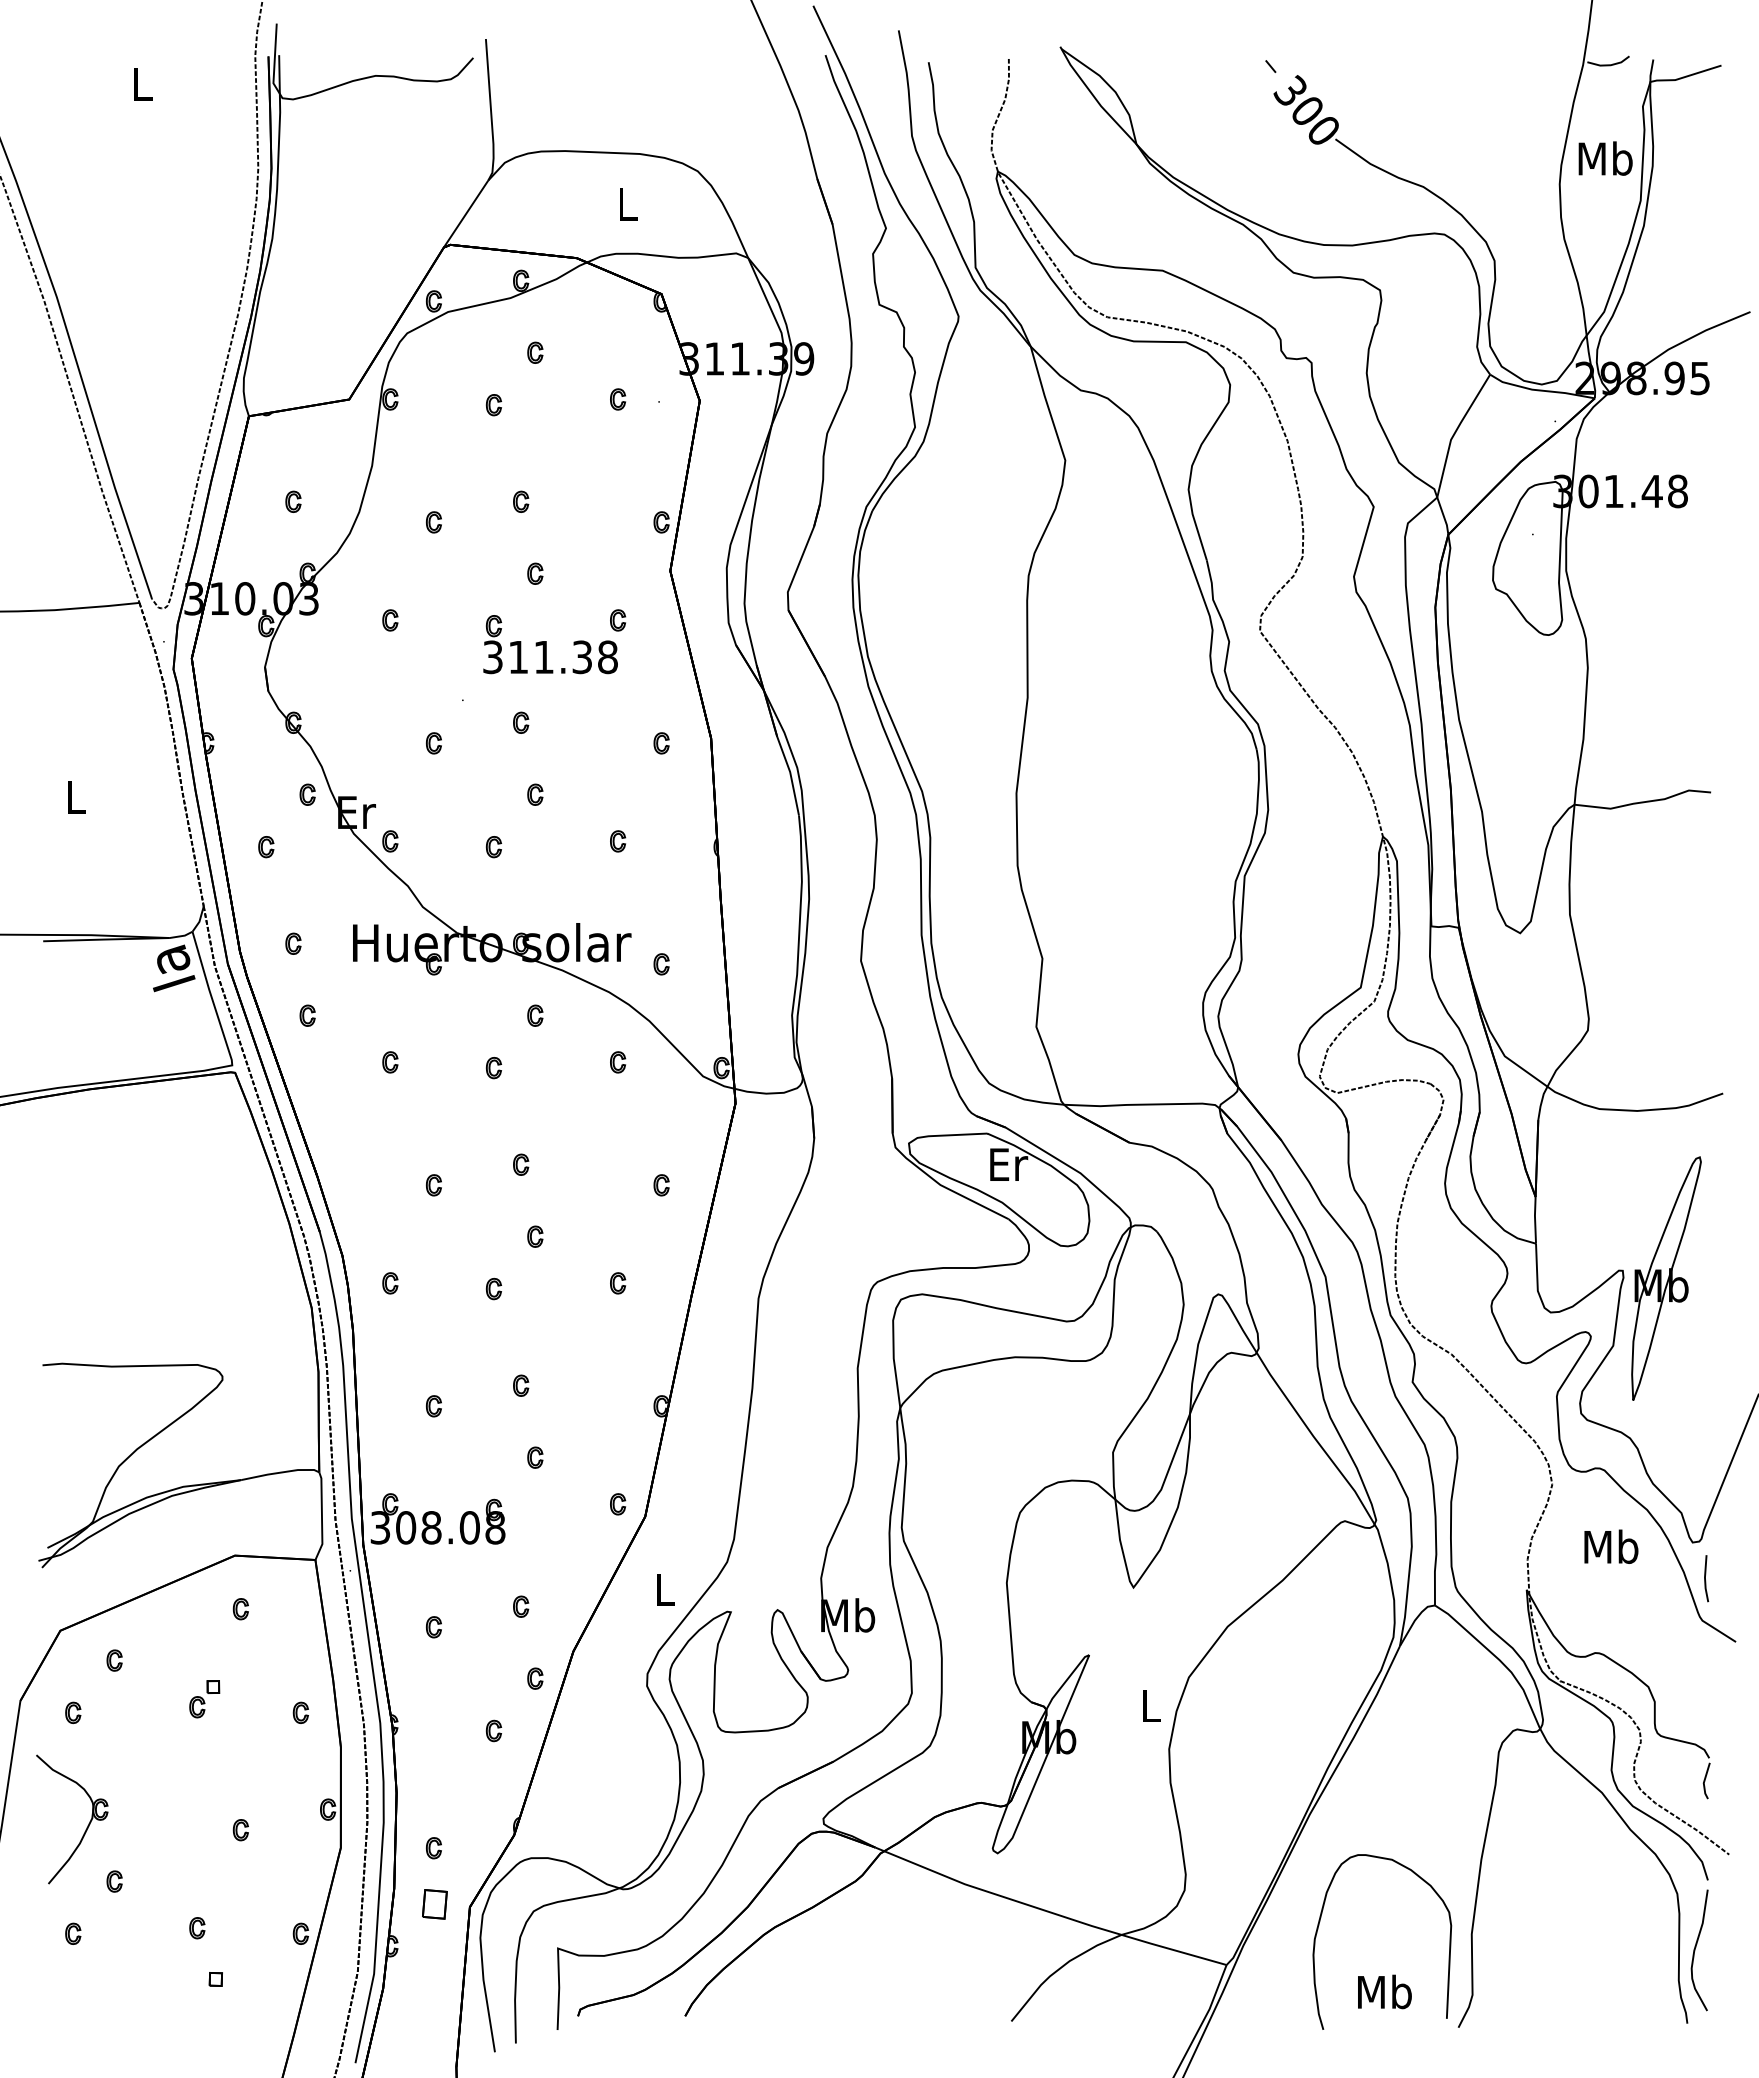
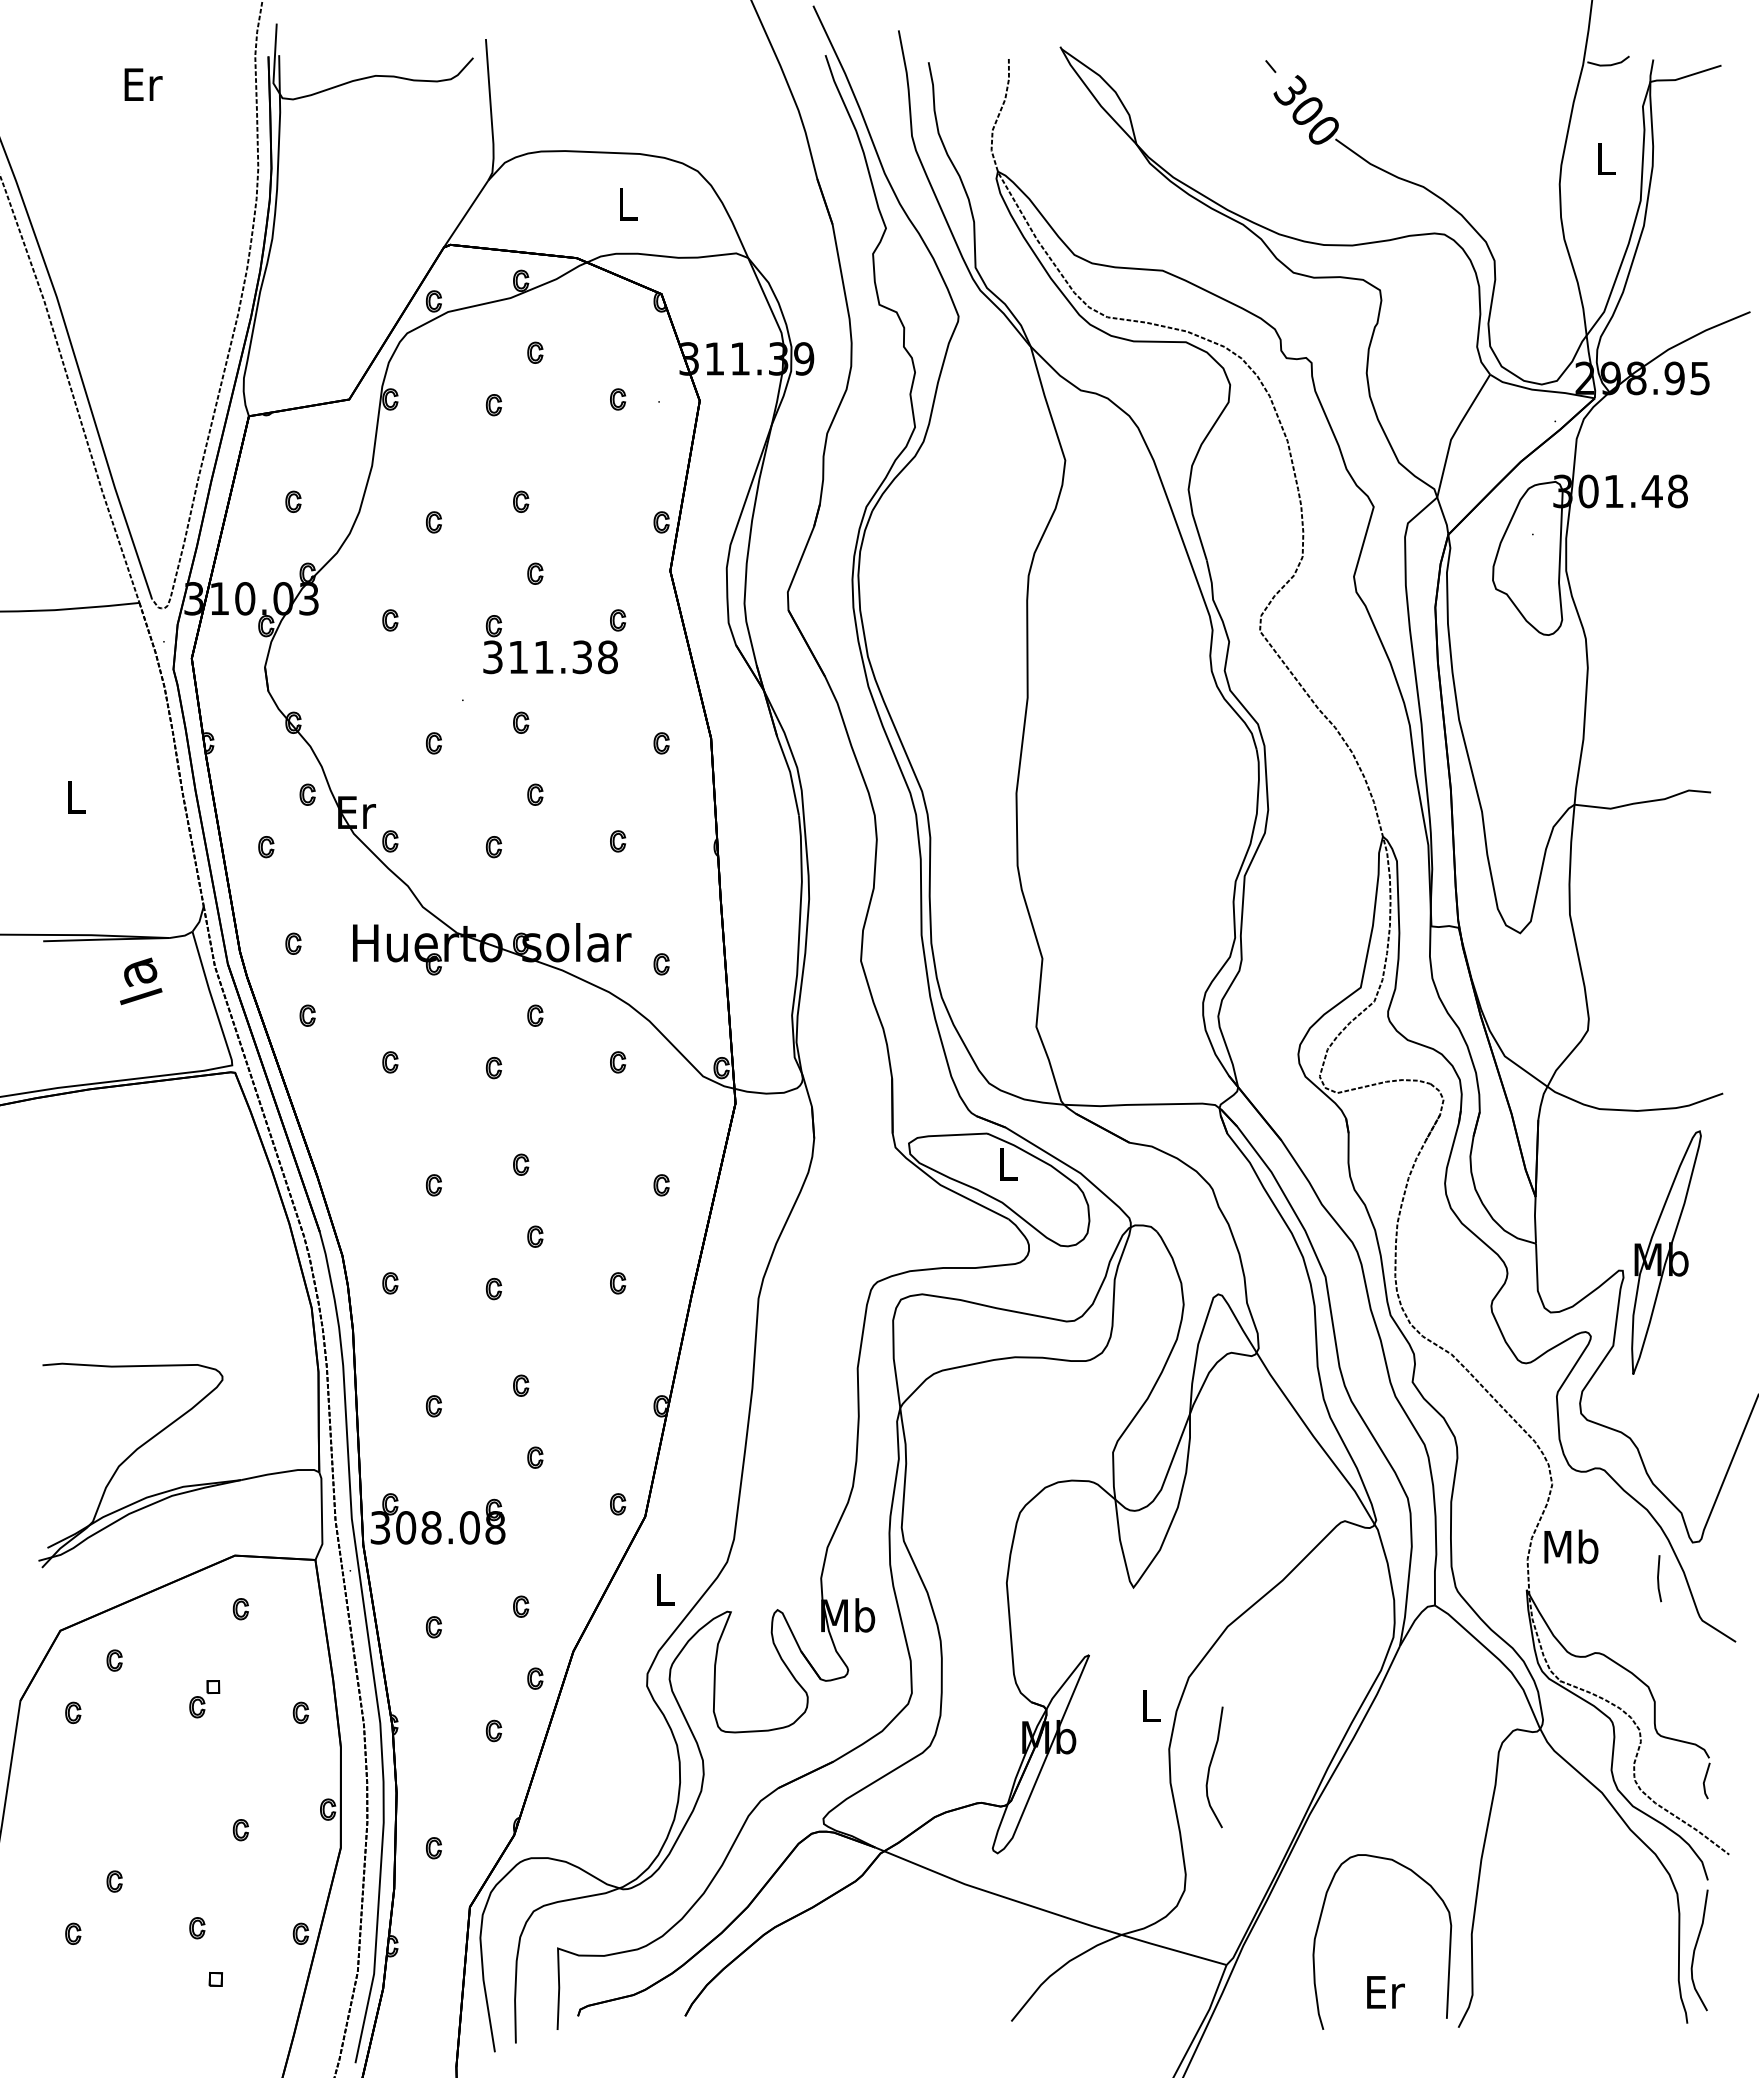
text: L -> Er (143, 84)
text: Mb -> L (1605, 158)
text position: (174, 968) -> (141, 981) (141, 981)
text: Er -> L (1009, 1164)
part position: (1666, 1278) -> (1666, 1252) (1666, 1252)
text position: (1611, 1546) -> (1571, 1546) (1571, 1546)
line position: (1705, 1578) -> (1658, 1578) (1658, 1578)
curve: none -> present (1210, 1767)
part: present -> none (86, 1827)
part: present -> none (434, 1904)
text: Mb -> Er (1384, 1991)
